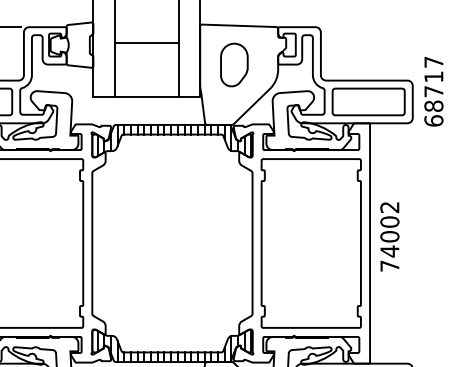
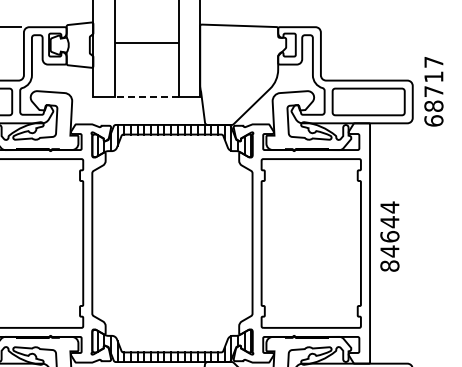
part: present -> none (234, 64)
line: solid -> dashed (146, 96)
text: 74002 -> 84644 (389, 236)
